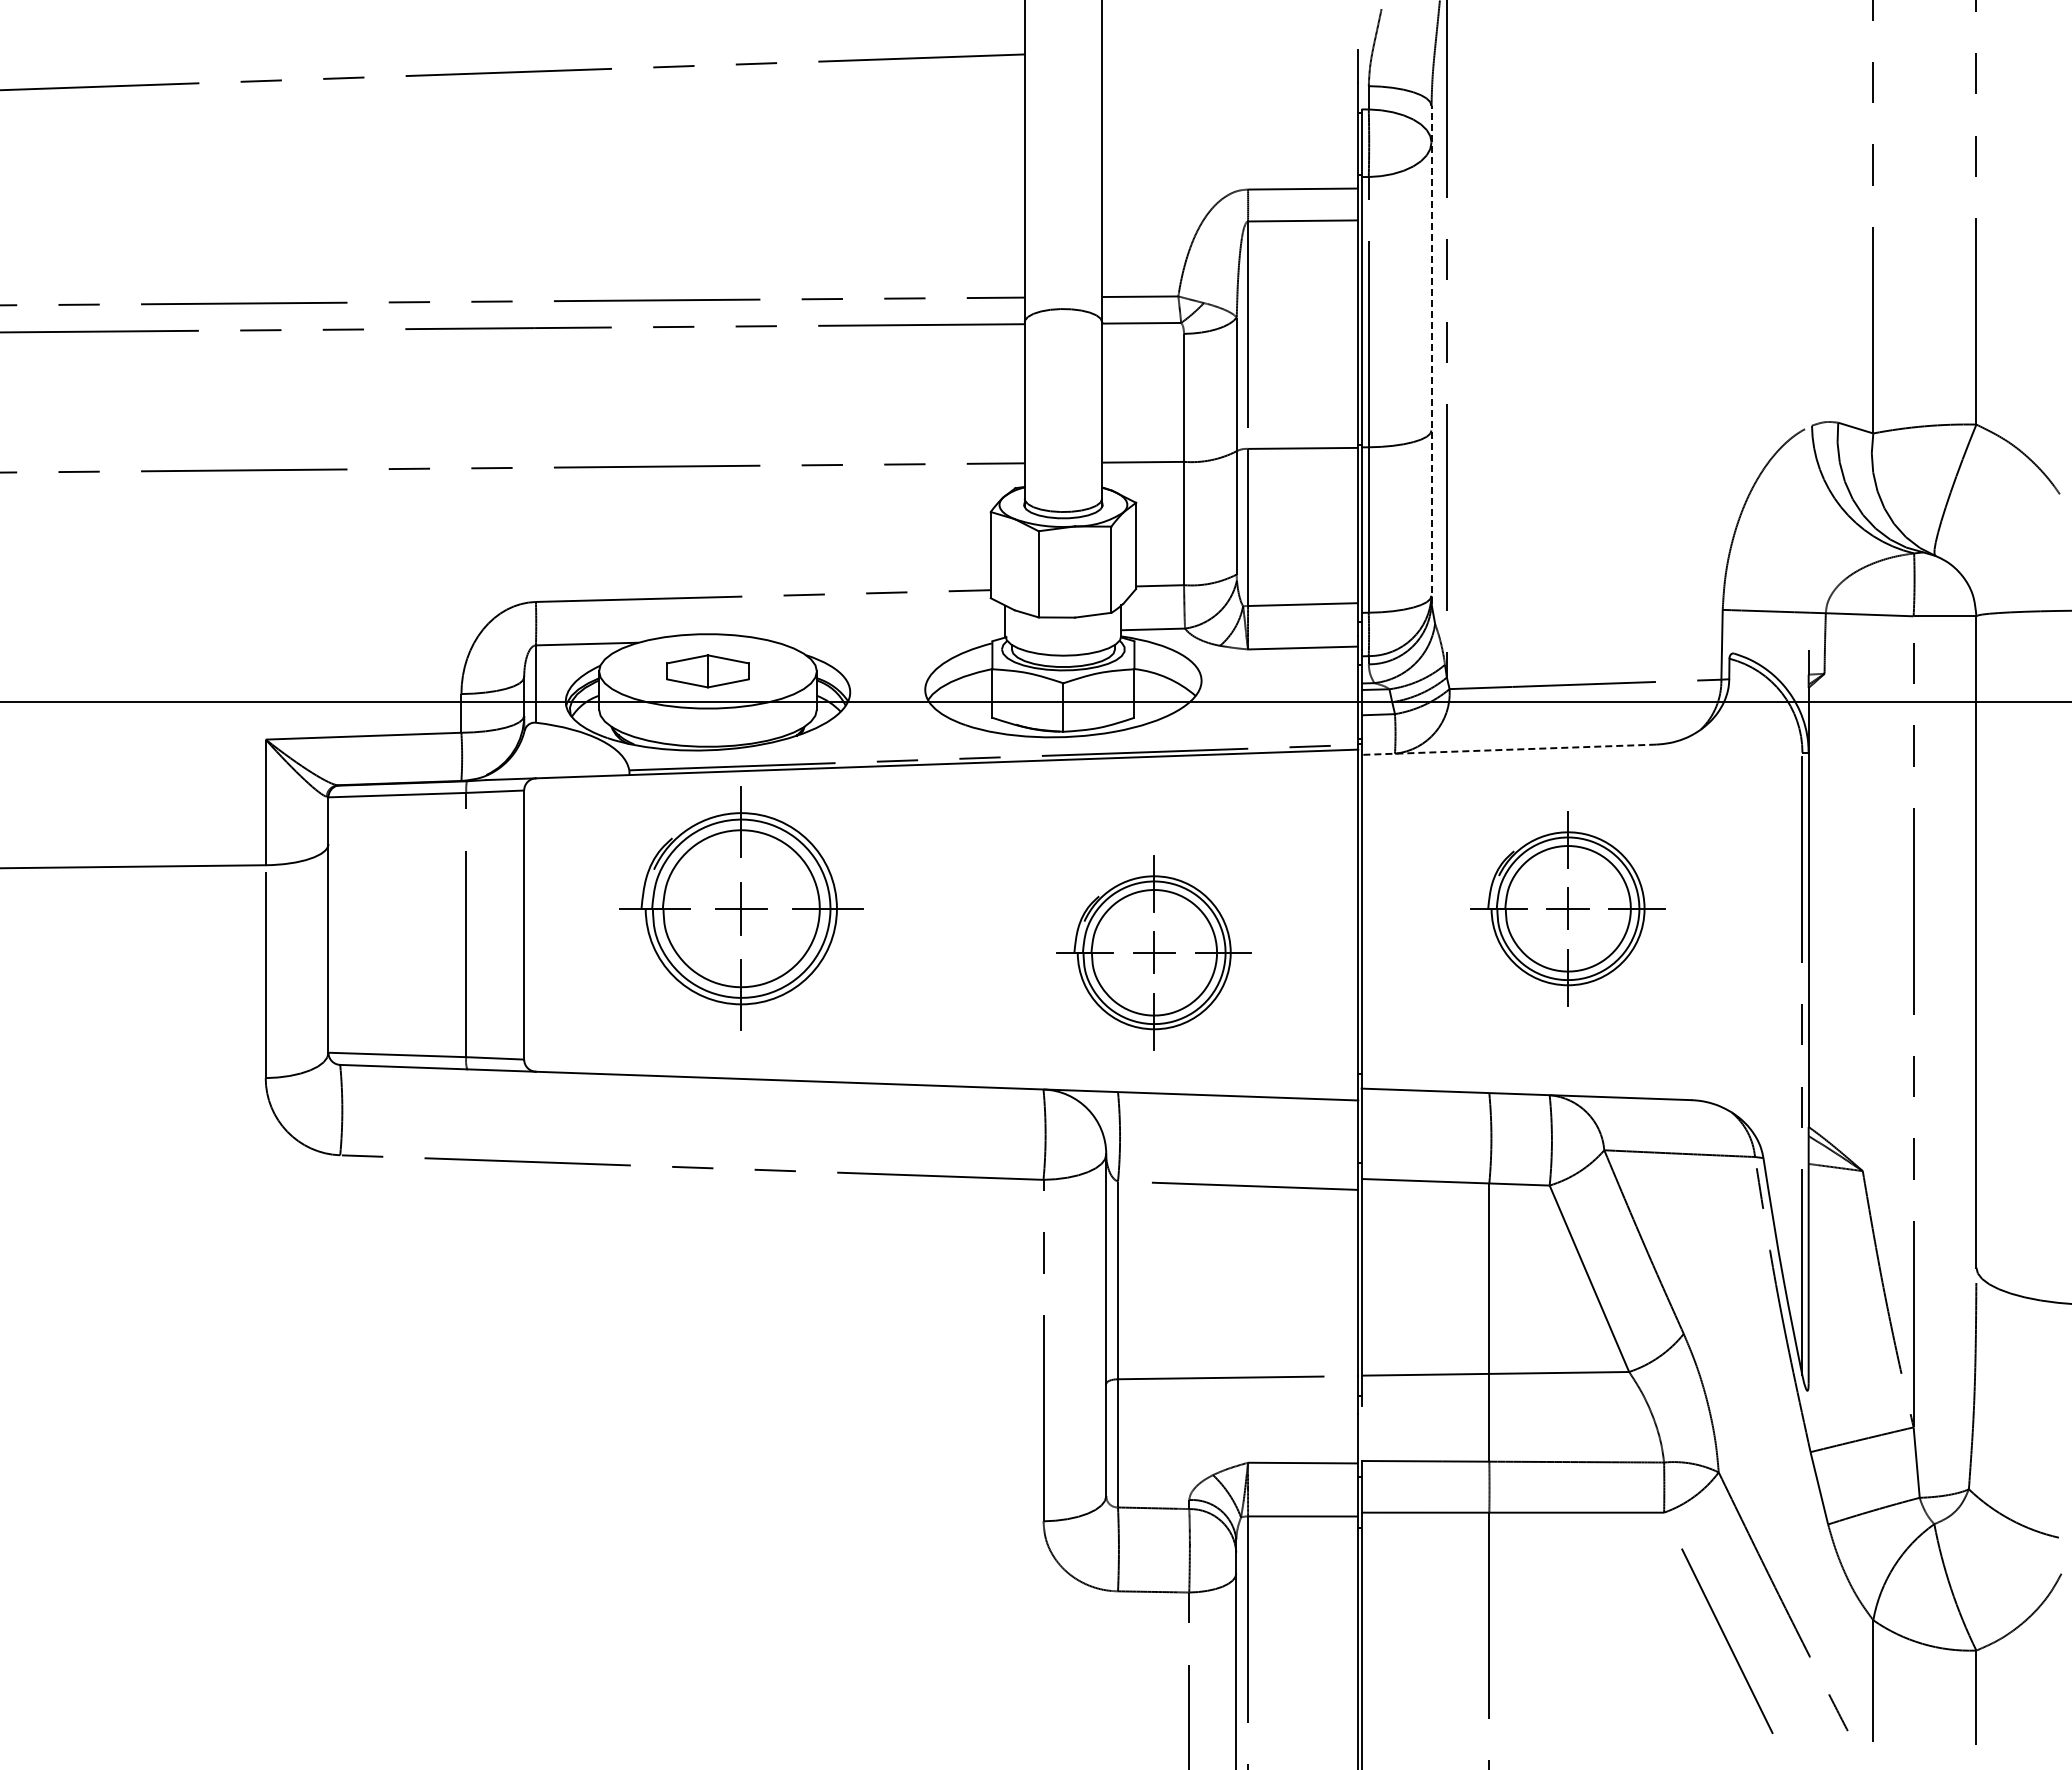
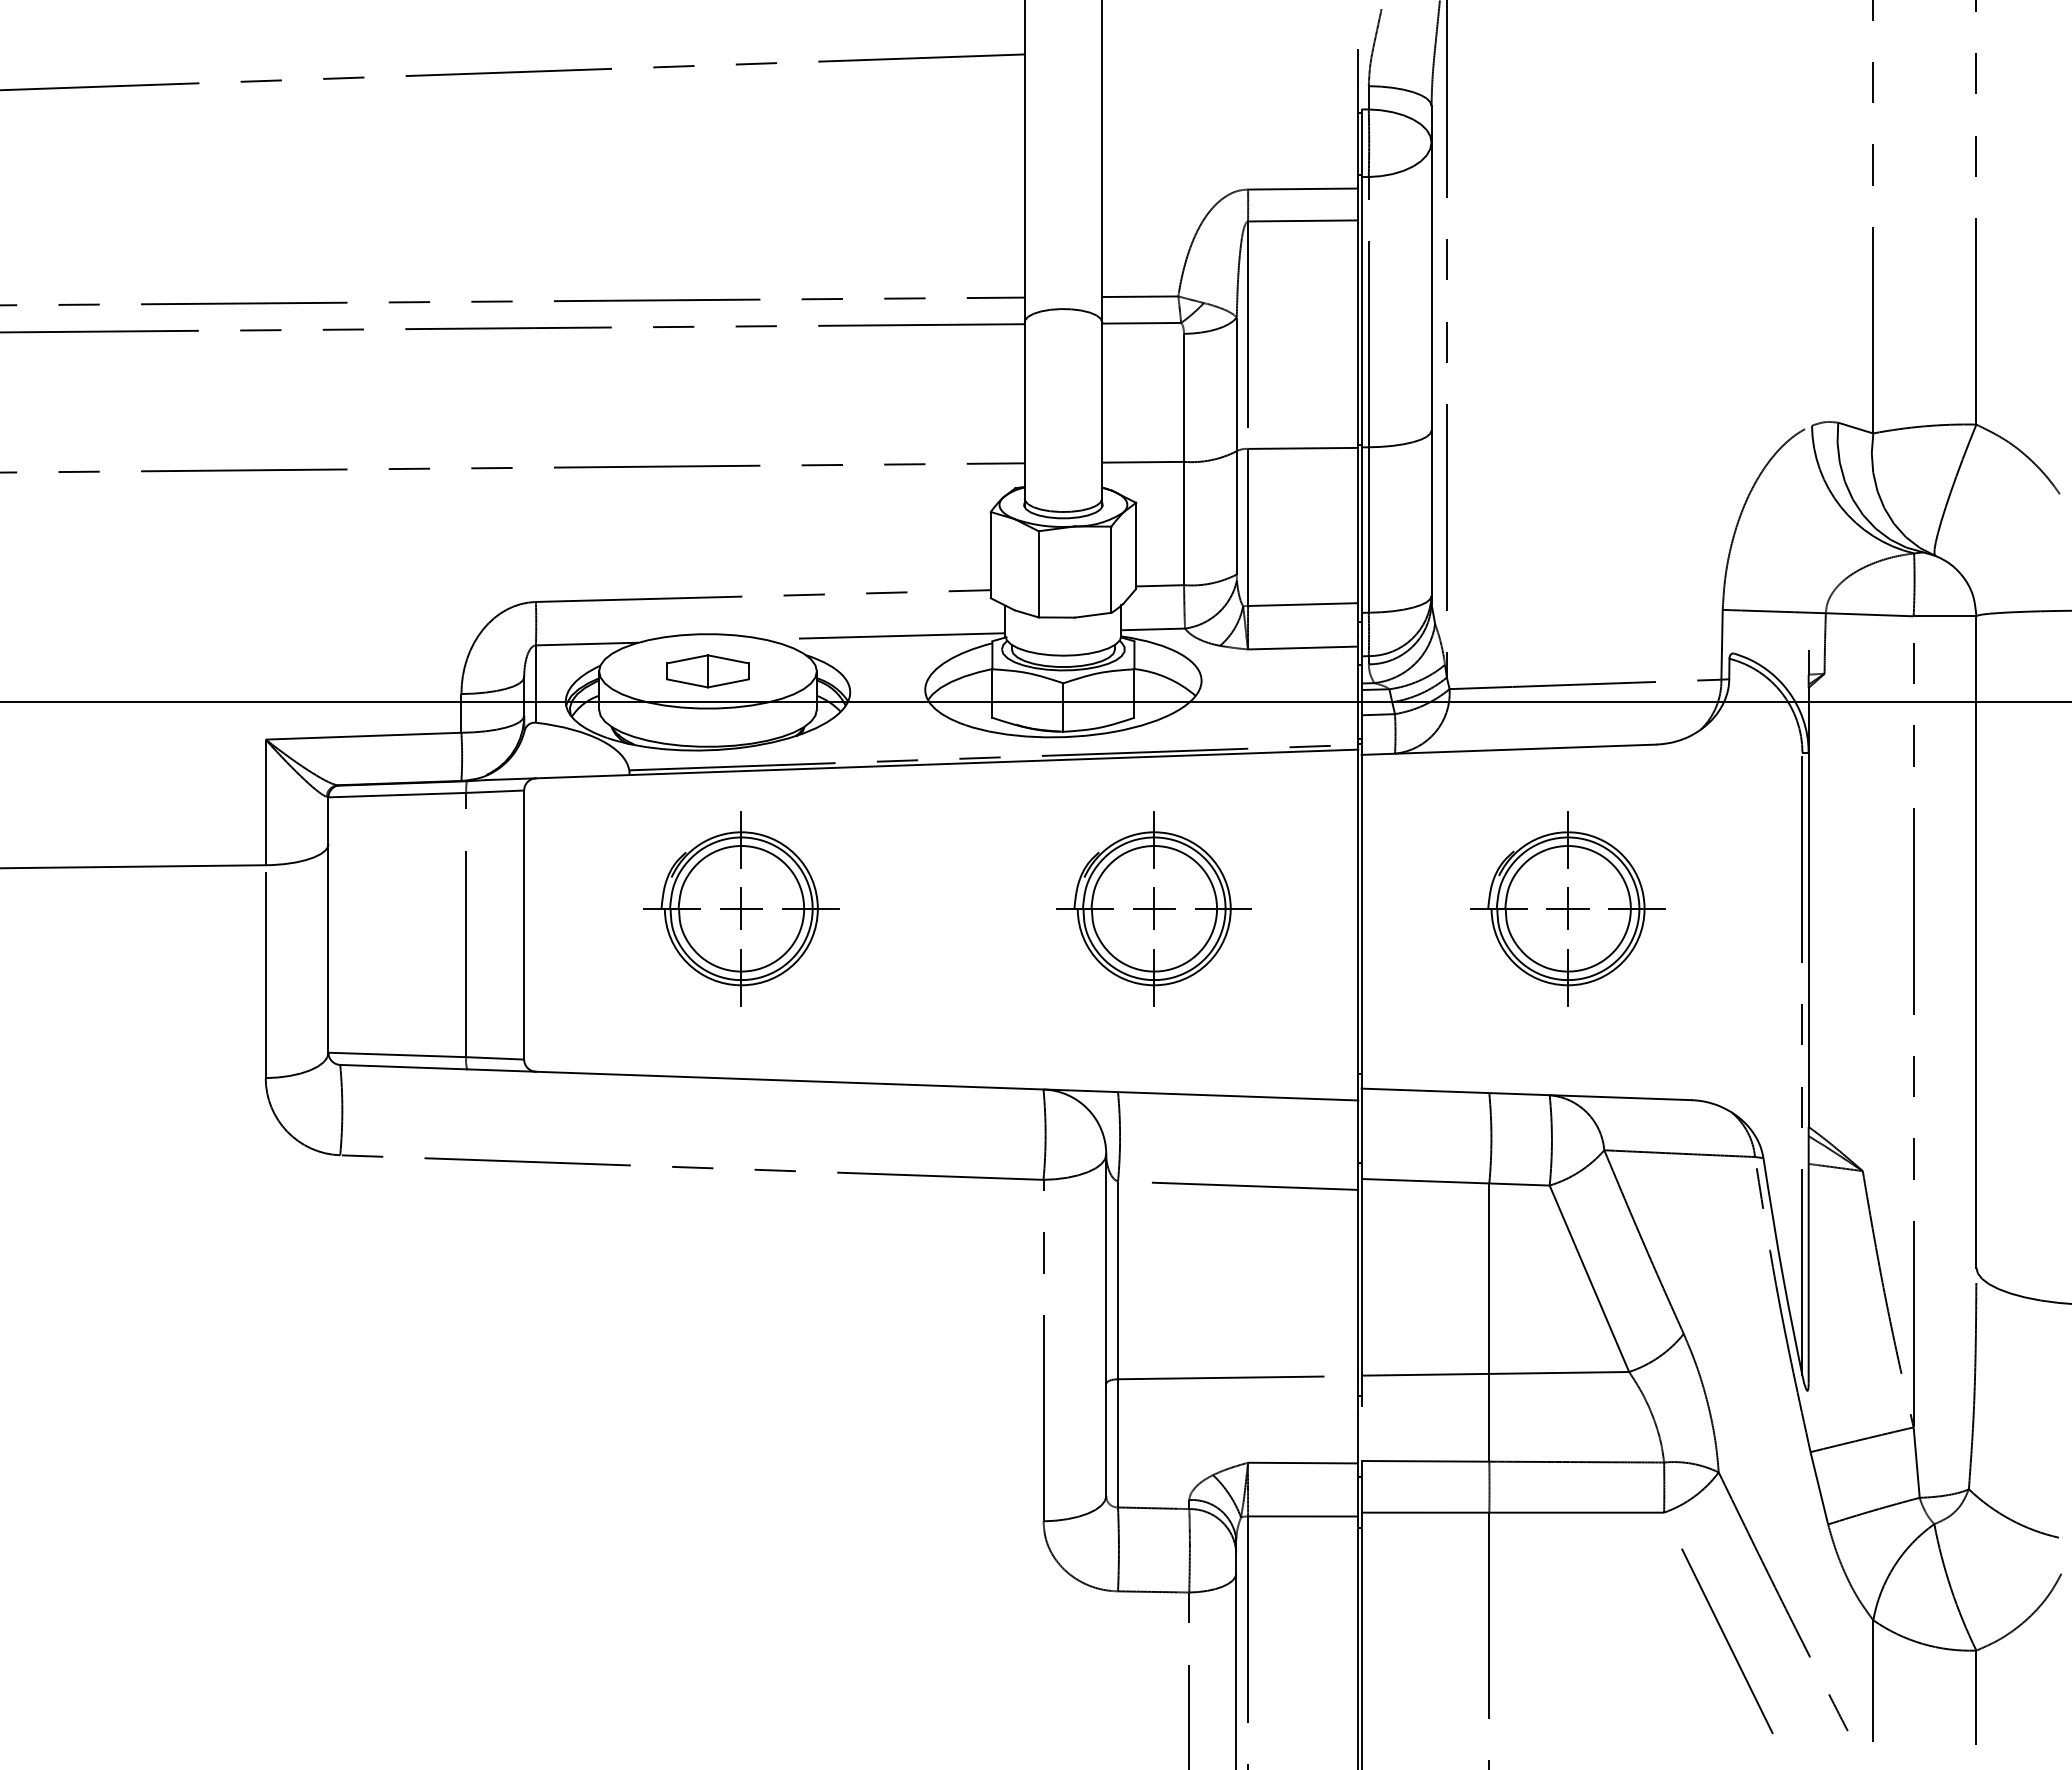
line: dashed -> solid (1431, 354)
line: none -> present (884, 636)
line: dashed -> solid (1508, 749)
part size: 245x245 px -> 197x196 px (741, 908)
part position: (1153, 952) -> (1153, 908) (1153, 908)
